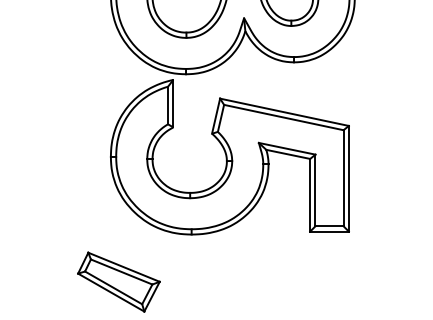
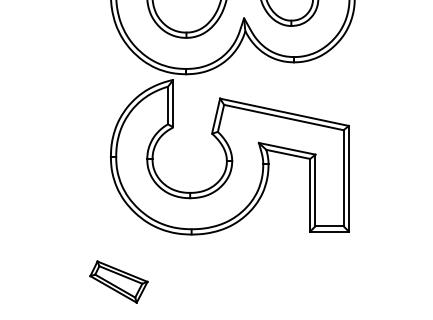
part size: 84x62 px -> 60x44 px (118, 281)
